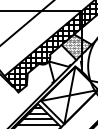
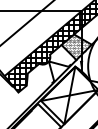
hatch: present -> none (37, 116)
